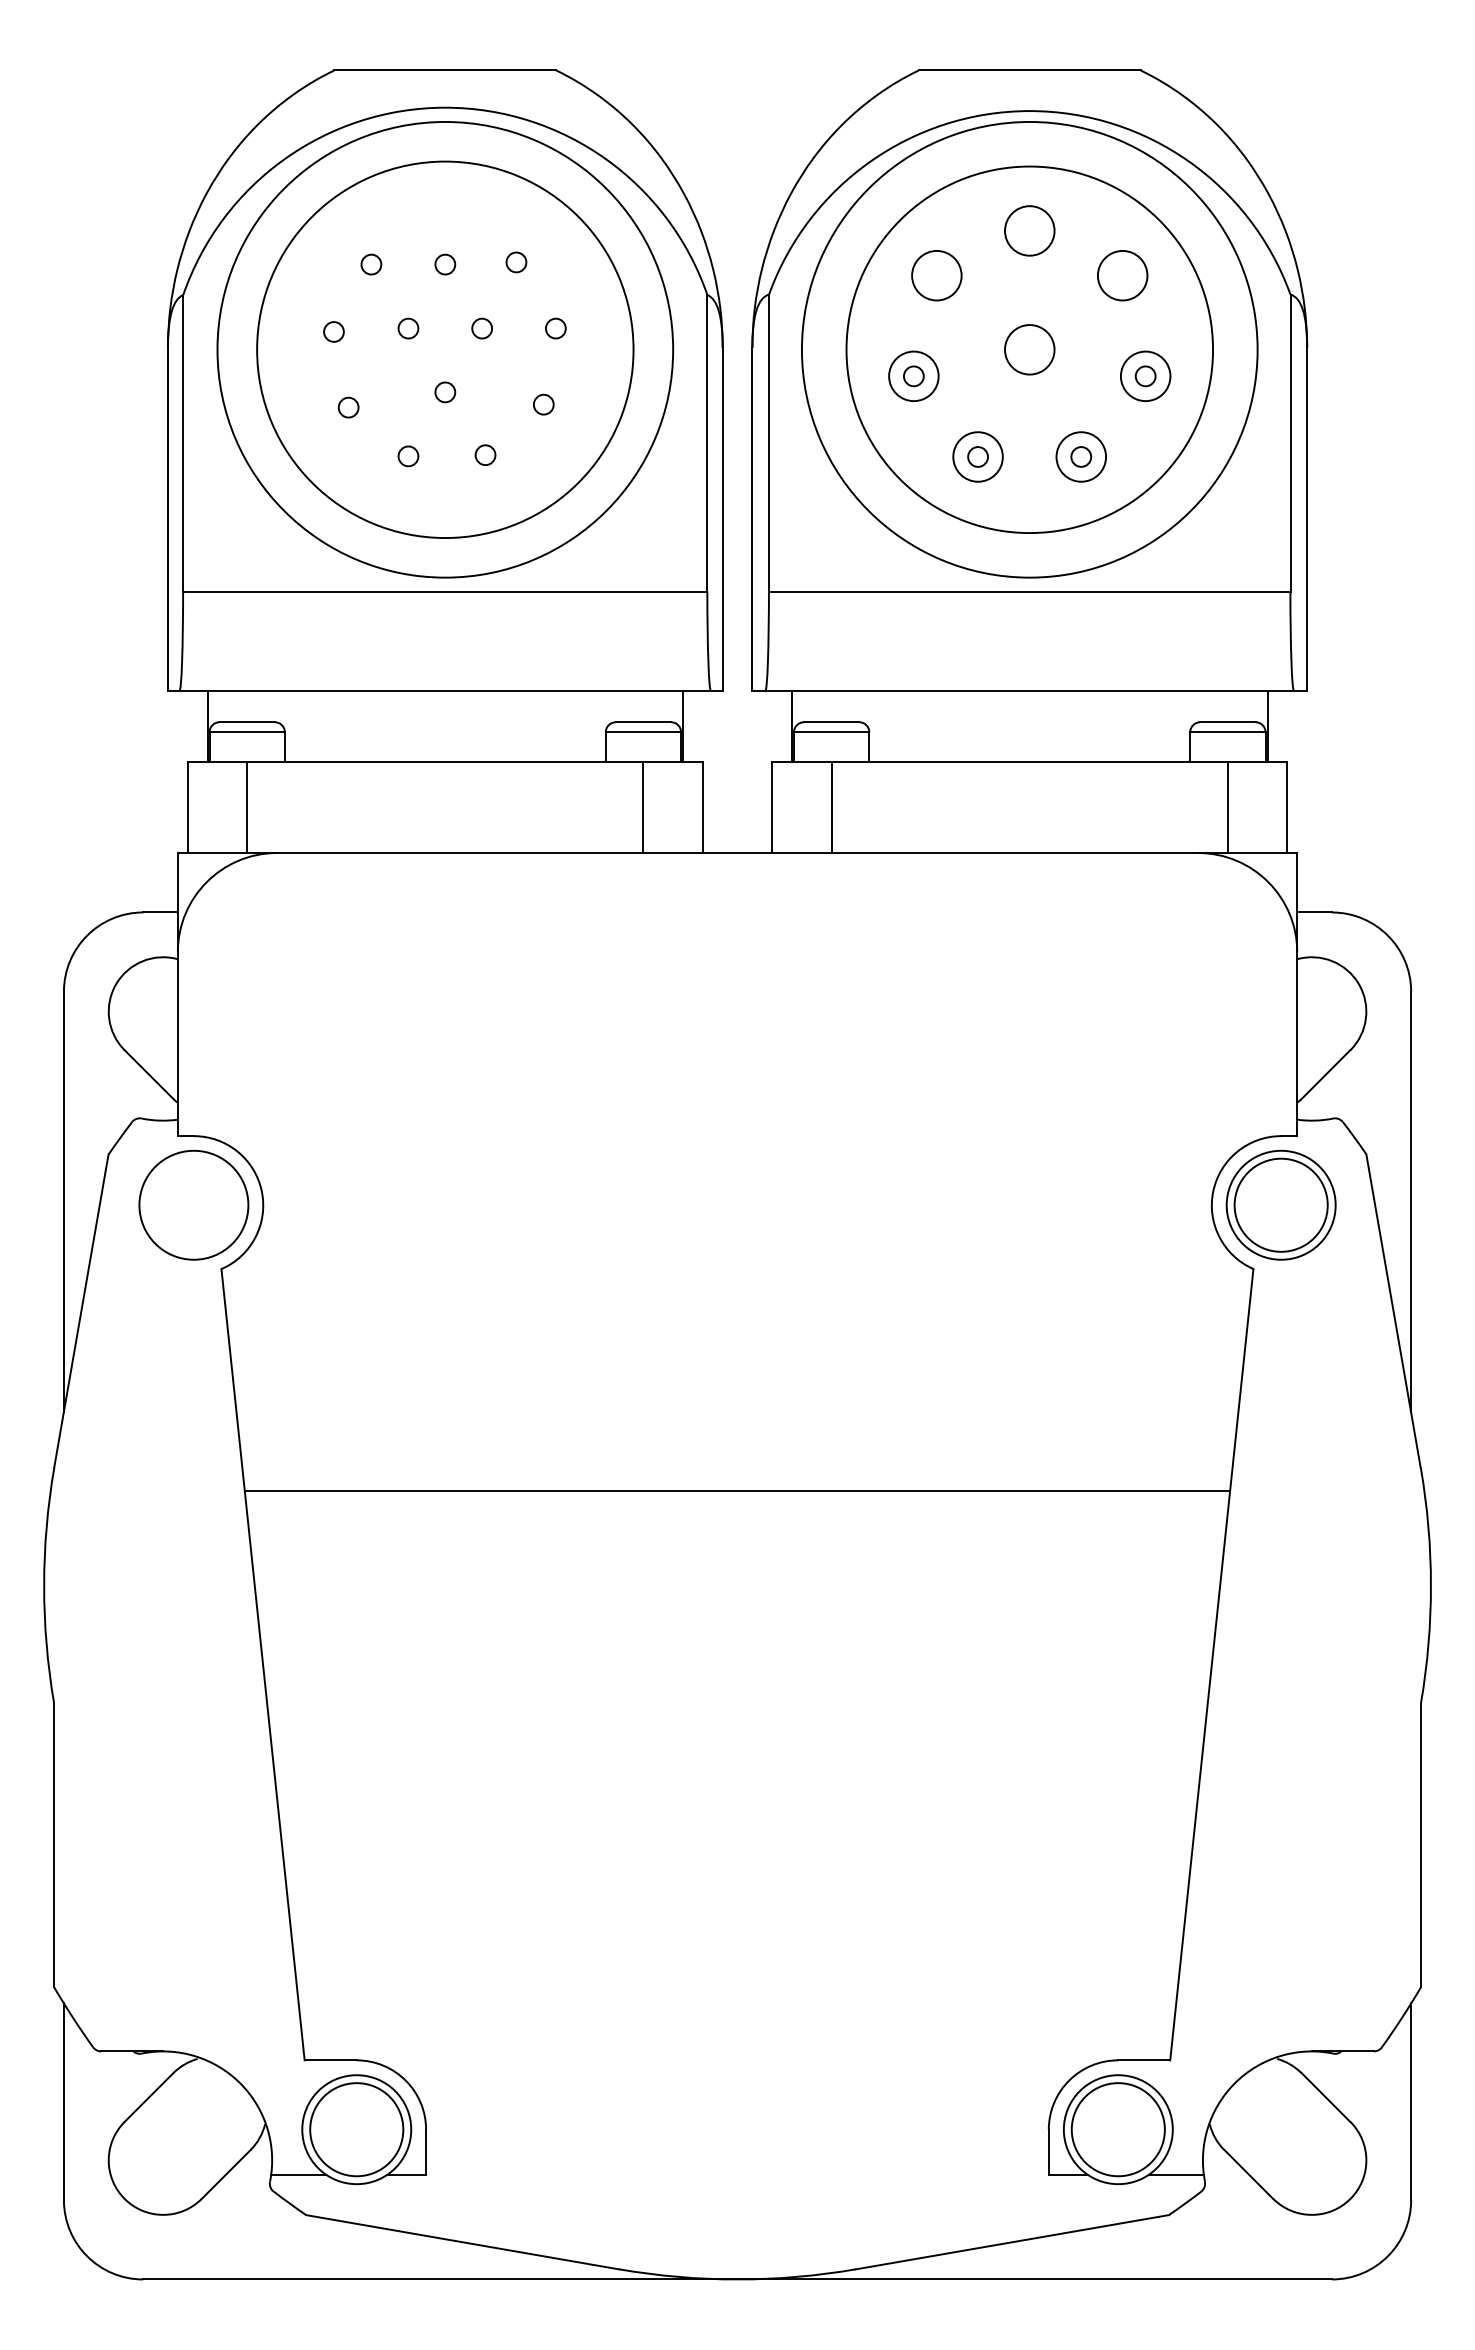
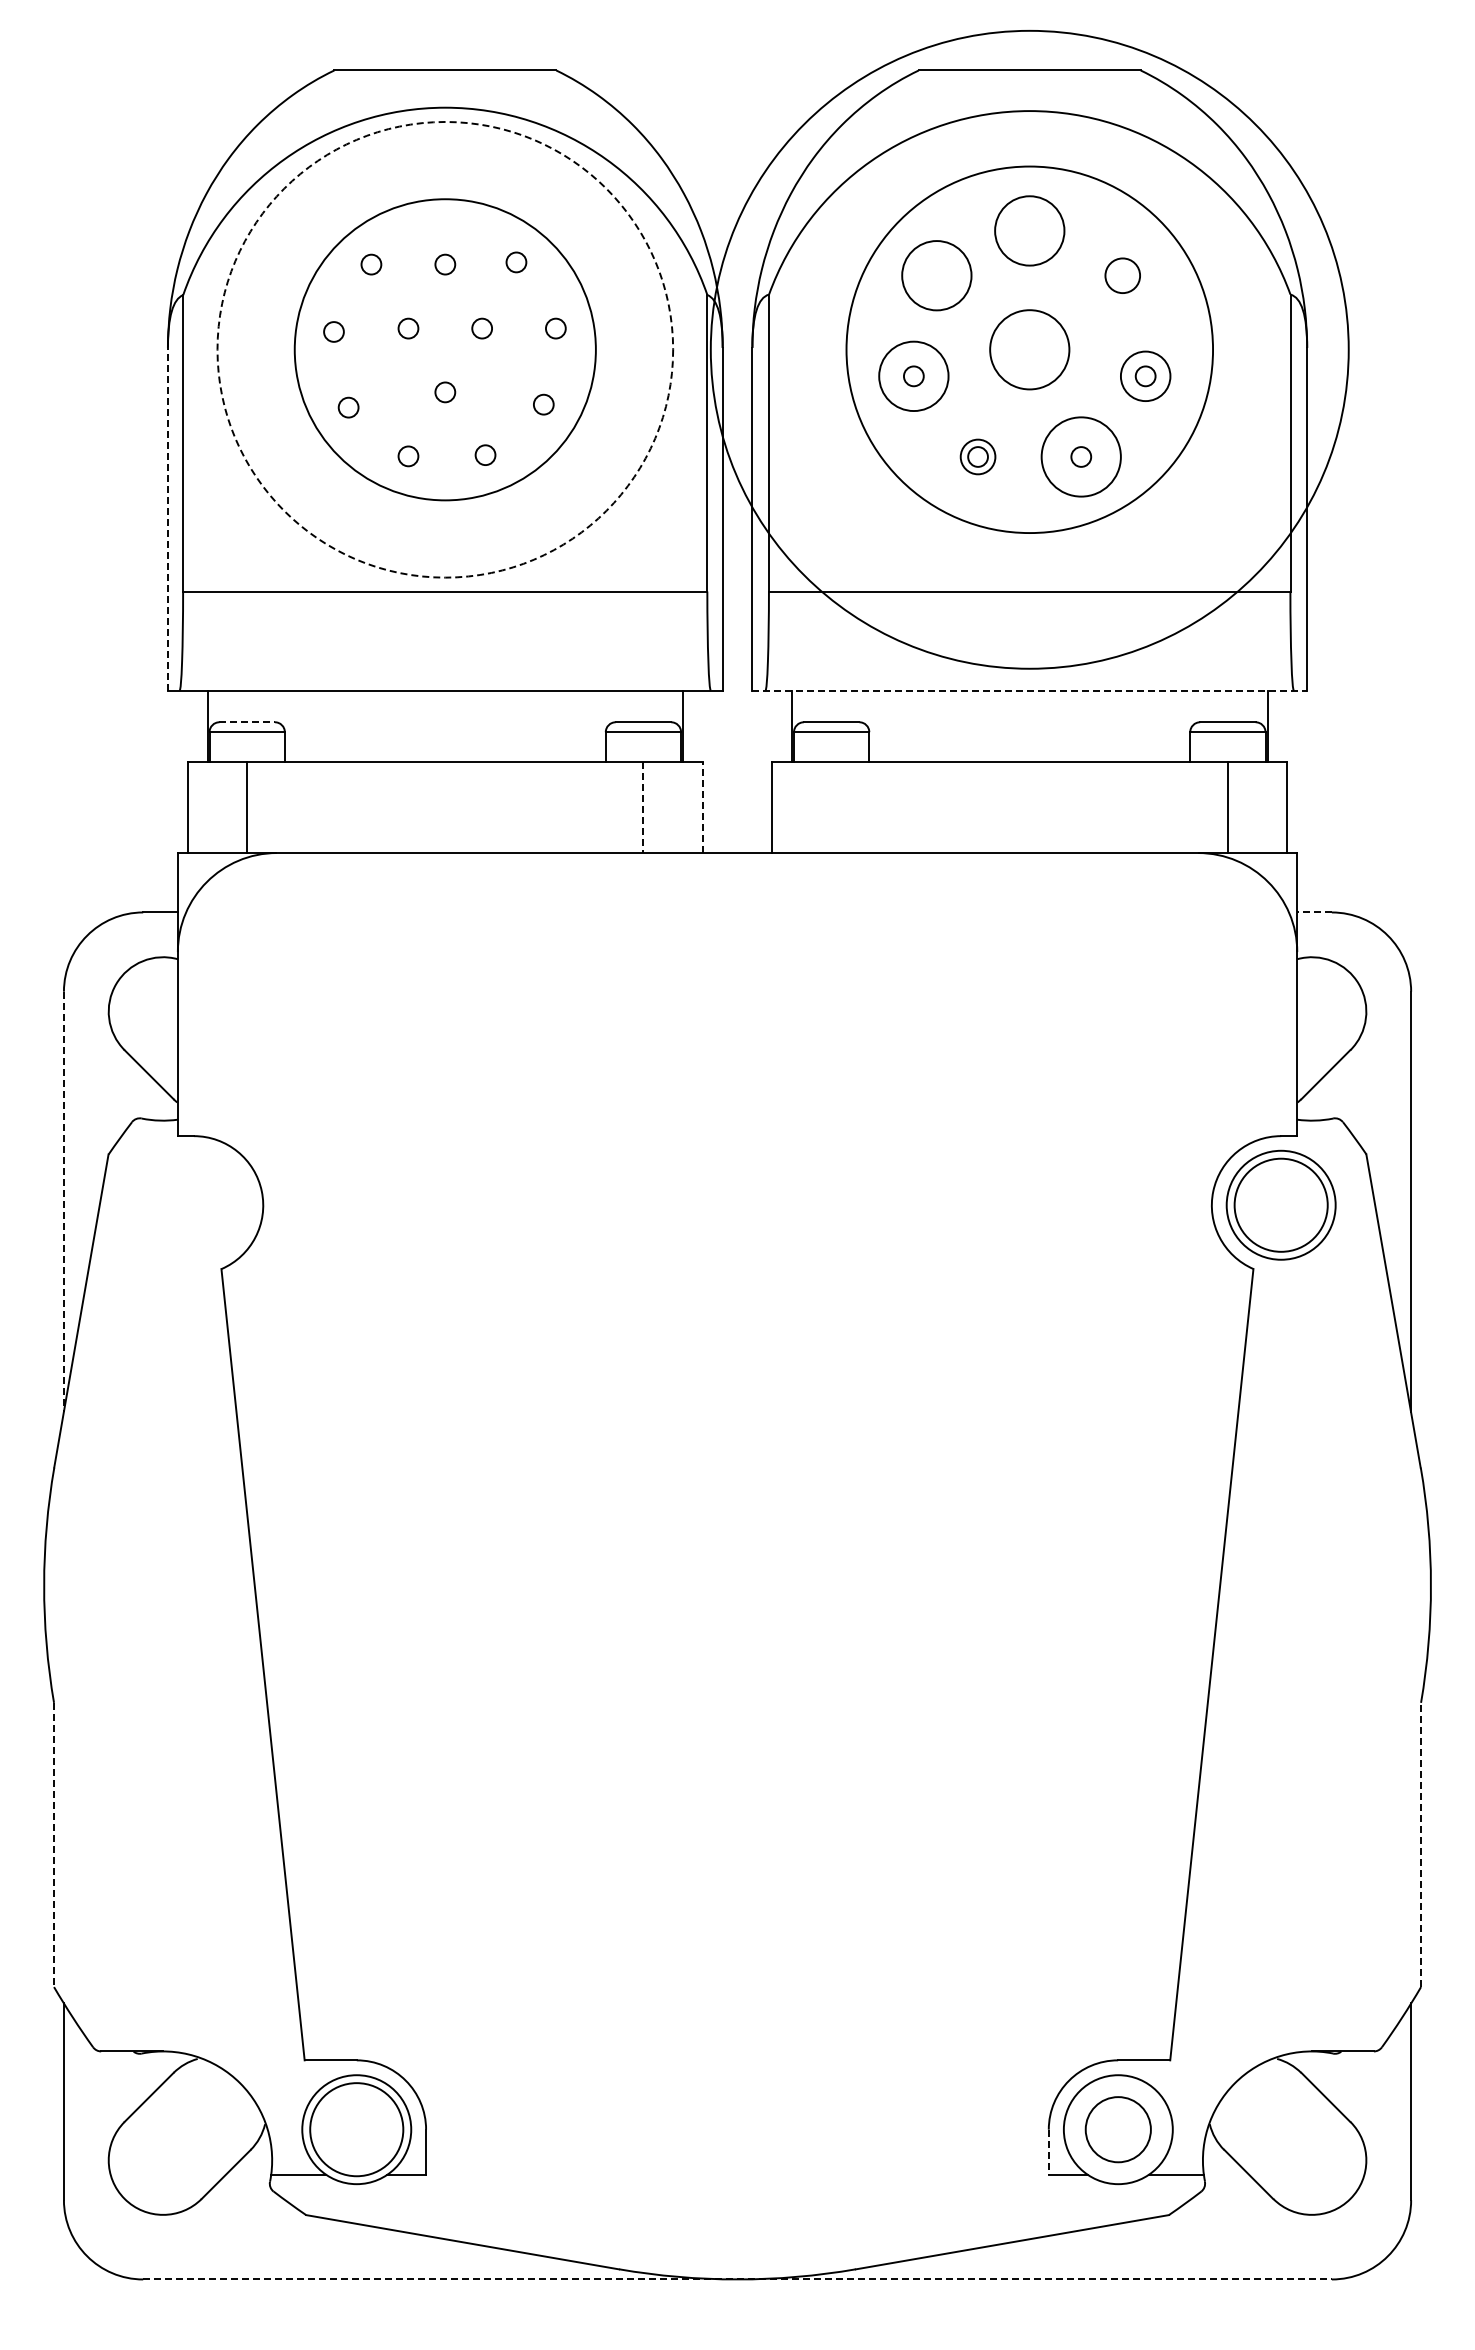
circle diameter: 50 px -> 69 px (1029, 230)
circle diameter: 50 px -> 69 px (936, 275)
circle size: 52x52 px -> 37x37 px (1122, 275)
circle diameter: 376 px -> 301 px (444, 349)
circle: solid -> dashed (445, 349)
circle diameter: 456 px -> 638 px (1029, 349)
circle diameter: 50 px -> 79 px (1029, 349)
circle diameter: 50 px -> 69 px (913, 376)
circle diameter: 50 px -> 35 px (977, 456)
circle diameter: 50 px -> 79 px (1080, 456)
line: solid -> dashed (167, 518)
line: solid -> dashed (1030, 690)
line: solid -> dashed (247, 722)
line: solid -> dashed (643, 807)
line: solid -> dashed (702, 807)
line: present -> none (831, 807)
line: solid -> dashed (1314, 912)
line: solid -> dashed (63, 1202)
circle: present -> none (193, 1204)
line: present -> none (737, 1490)
line: solid -> dashed (1421, 1844)
line: solid -> dashed (54, 1845)
circle diameter: 93 px -> 65 px (1117, 2129)
line: solid -> dashed (1048, 2152)
line: solid -> dashed (738, 2279)
